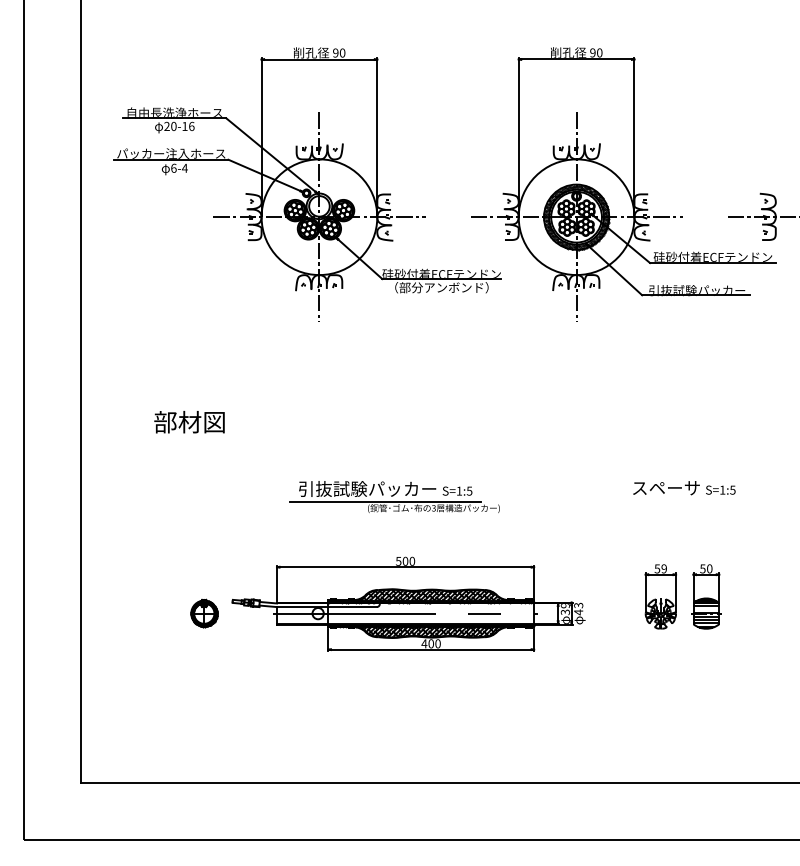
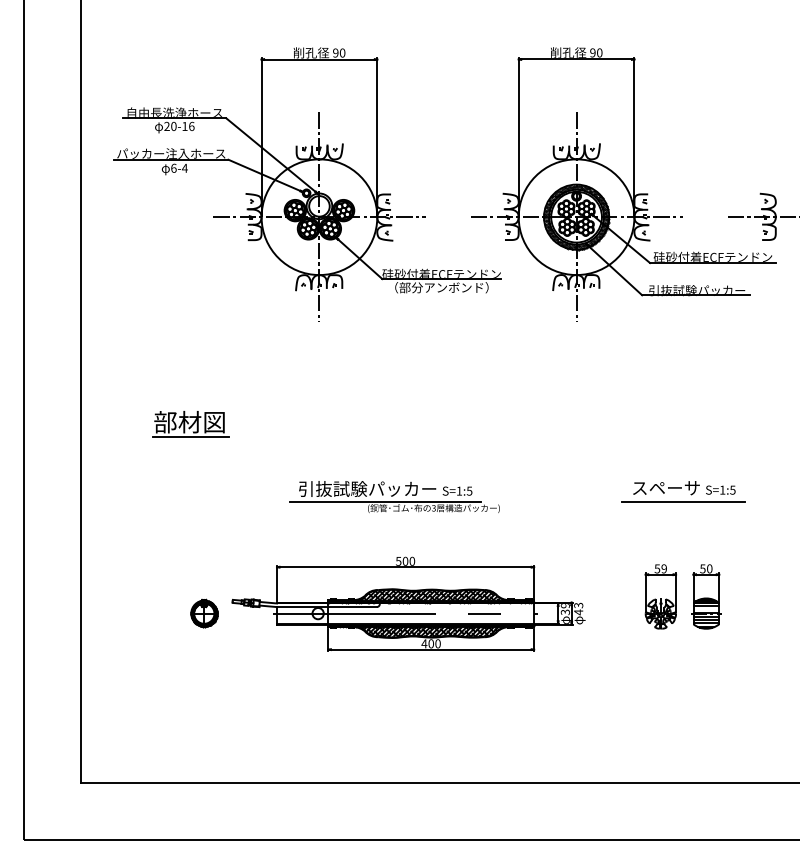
line: none -> present (190, 437)
line: none -> present (683, 501)
